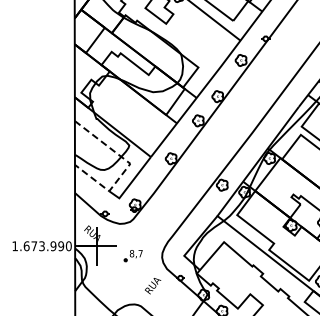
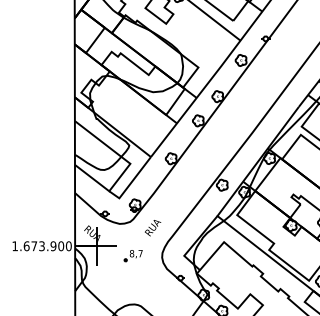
line: dashed -> solid (127, 166)
text: 1.673.990 -> 1.673.900 (60, 246)
text position: (153, 286) -> (153, 228) (153, 228)
